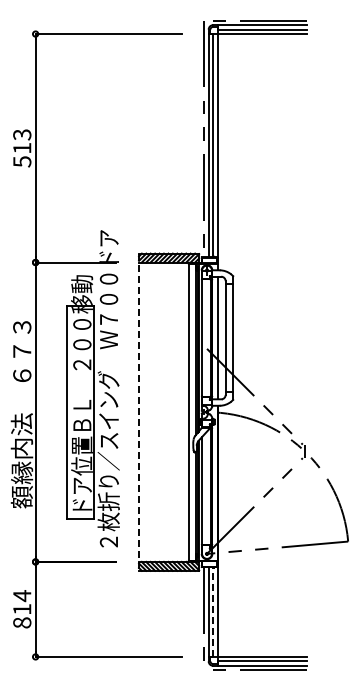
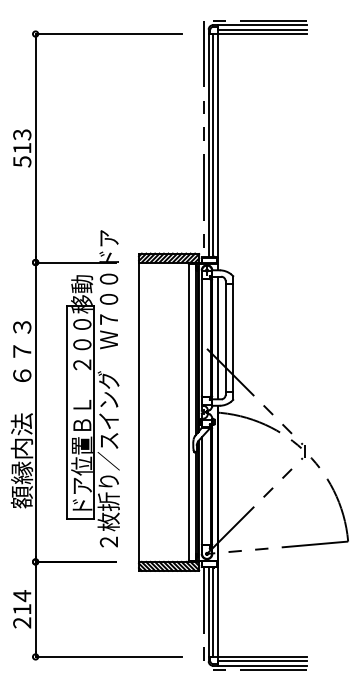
line: dashed -> solid (139, 412)
line: dashed -> solid (213, 612)
text: 814 -> 214 (22, 622)
